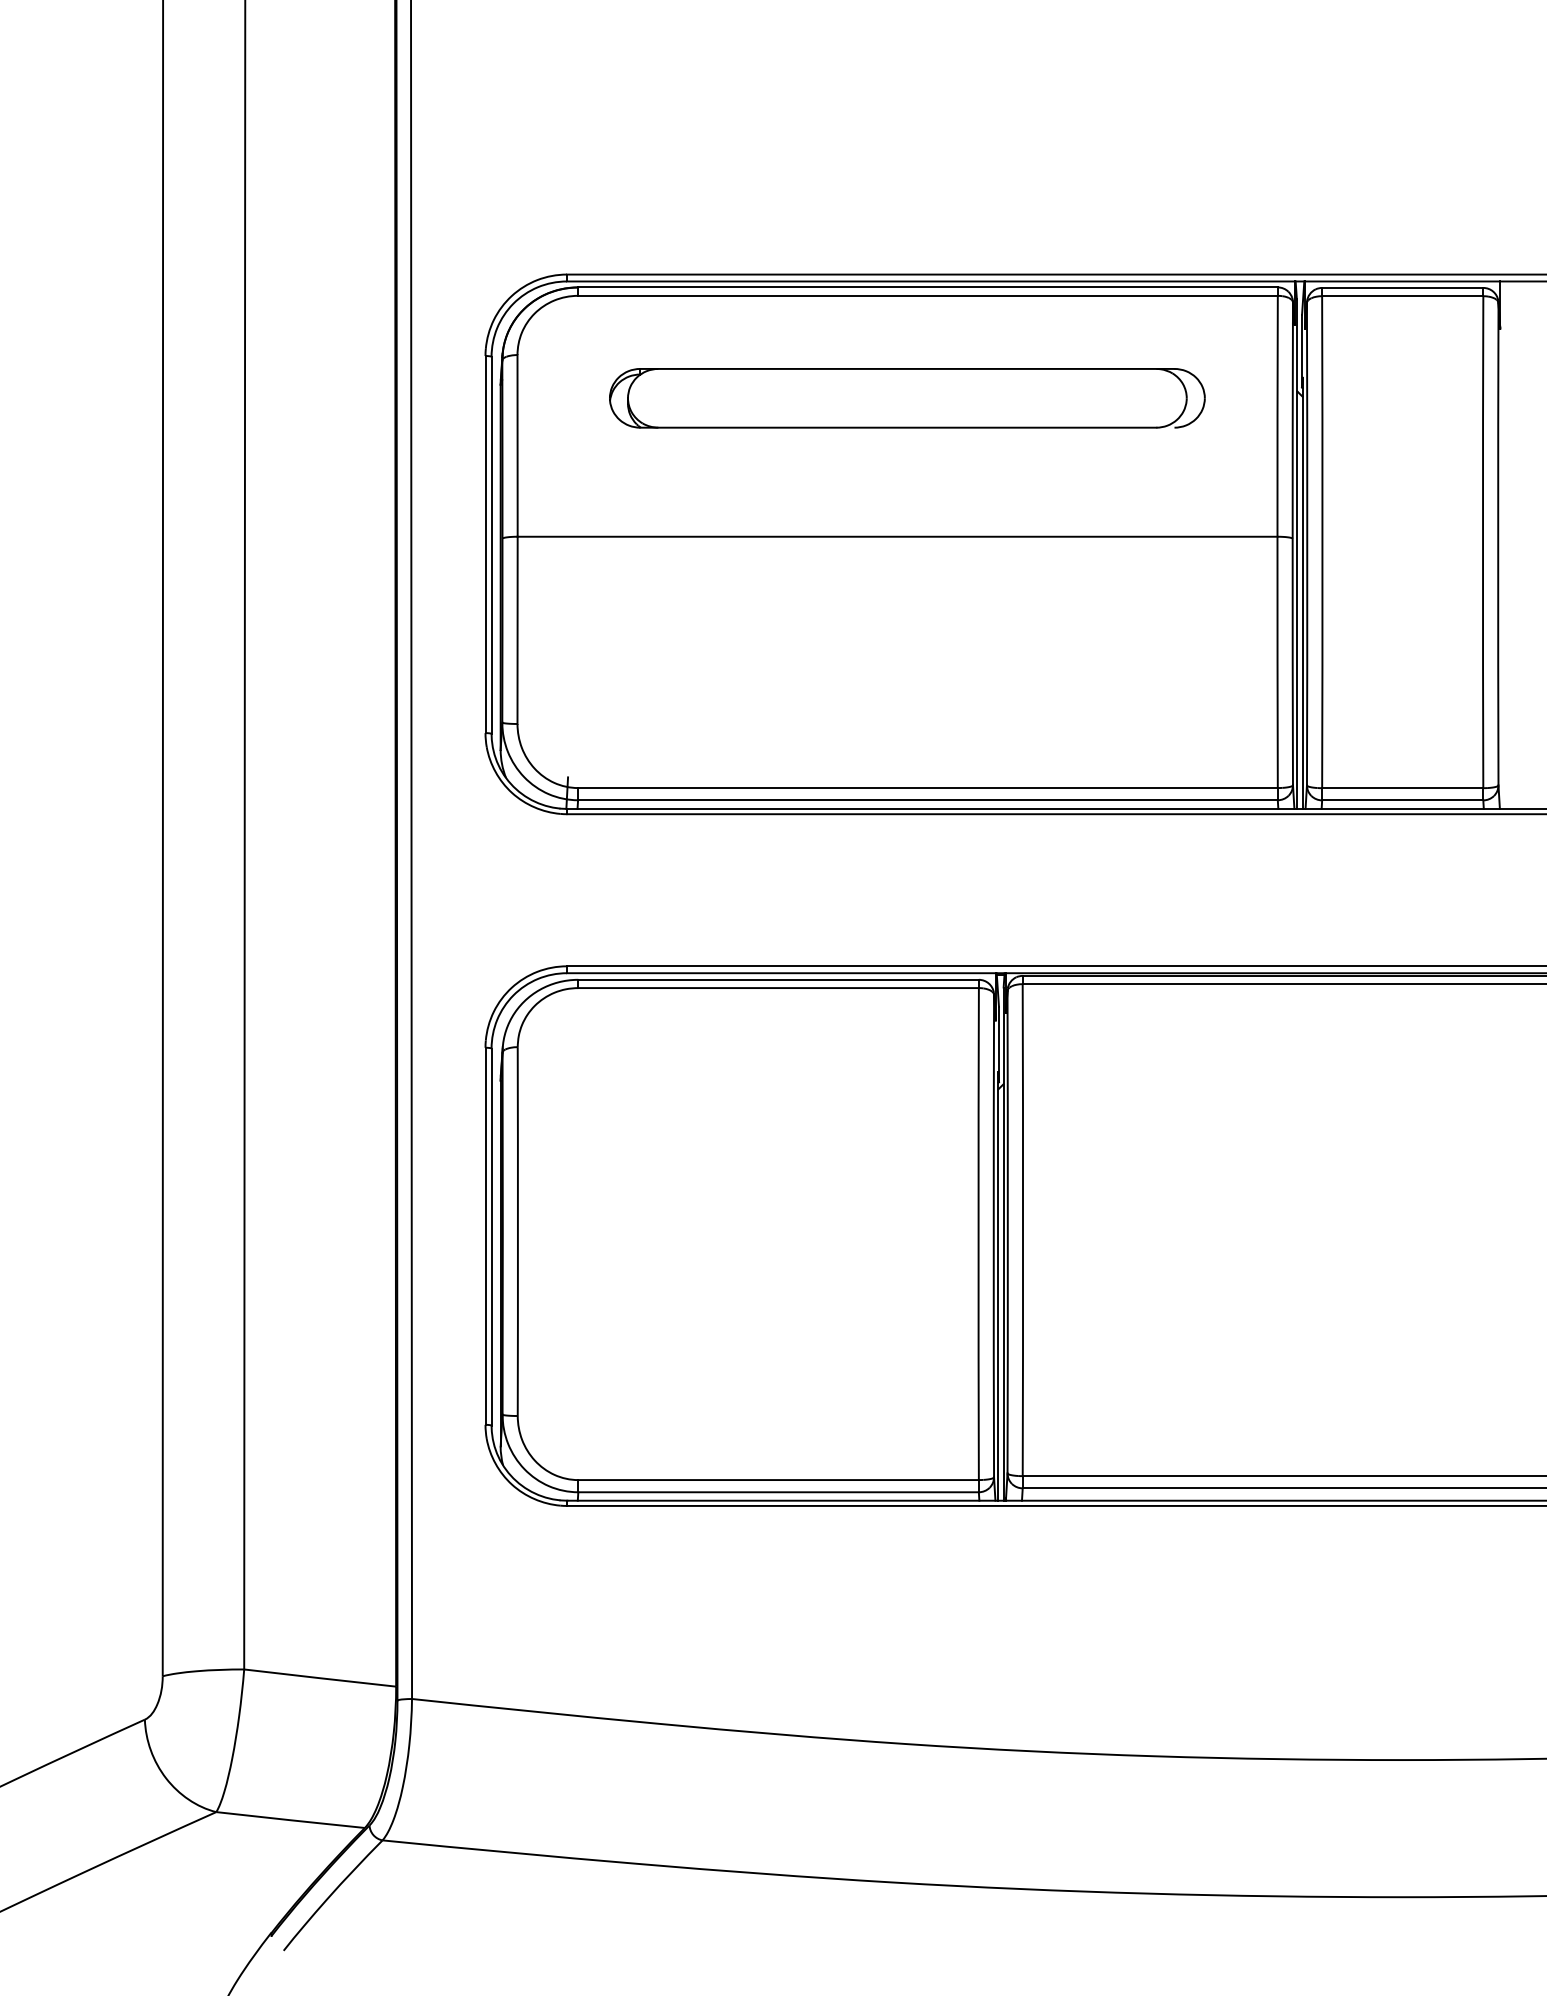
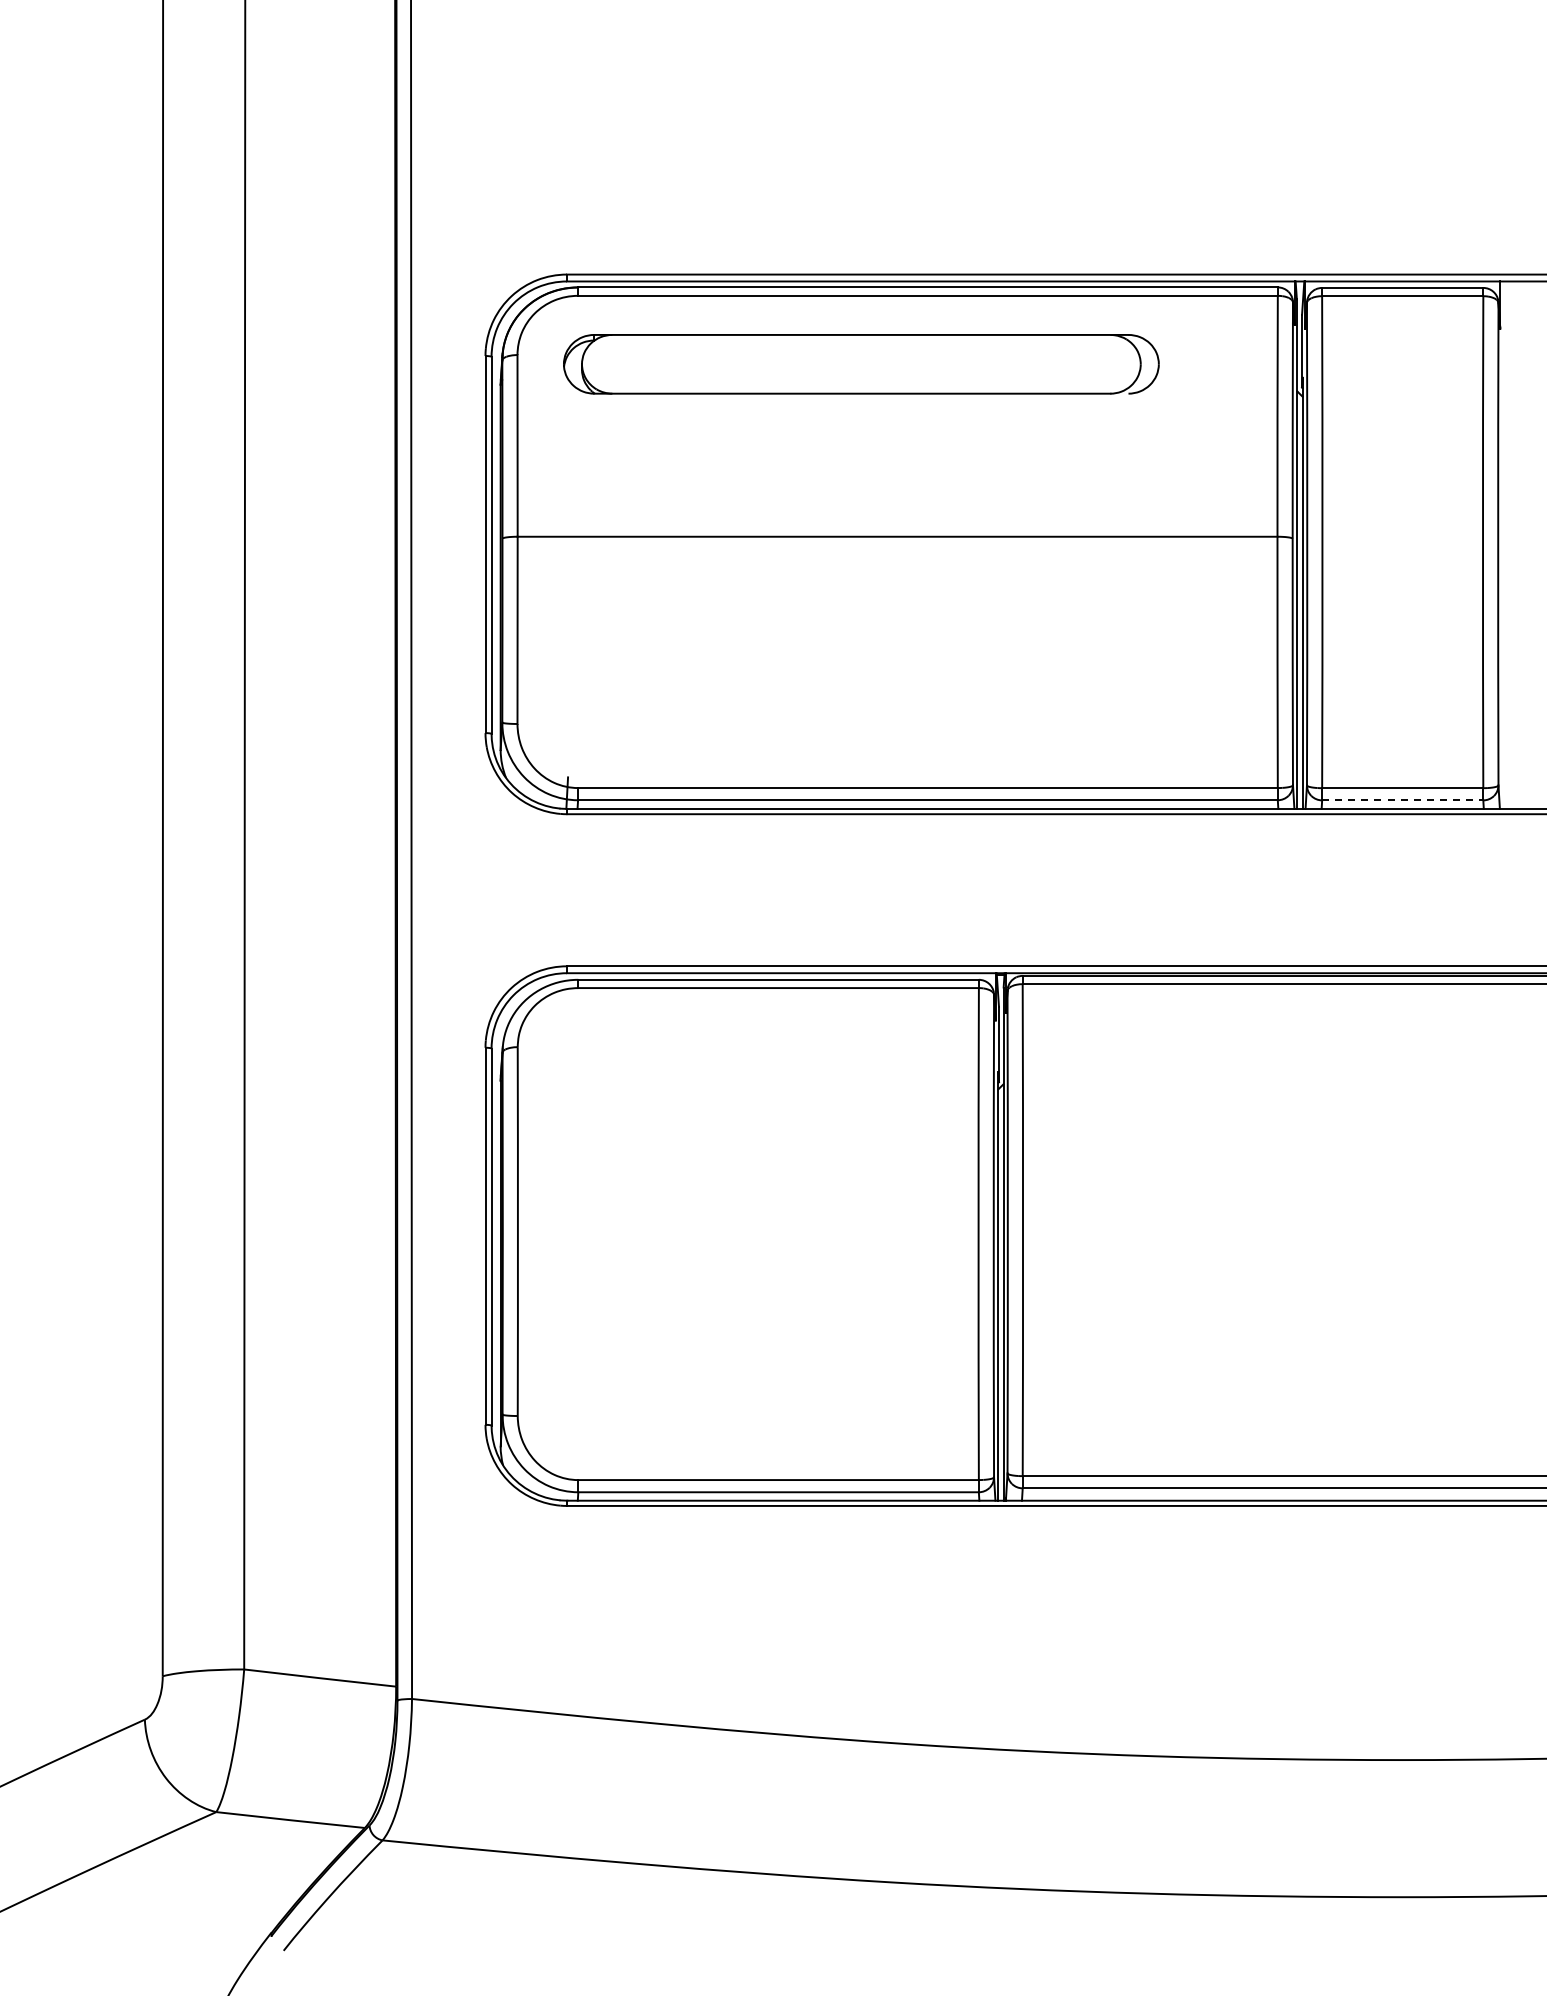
part position: (907, 398) -> (861, 364) (861, 364)
line: solid -> dashed (1402, 800)
